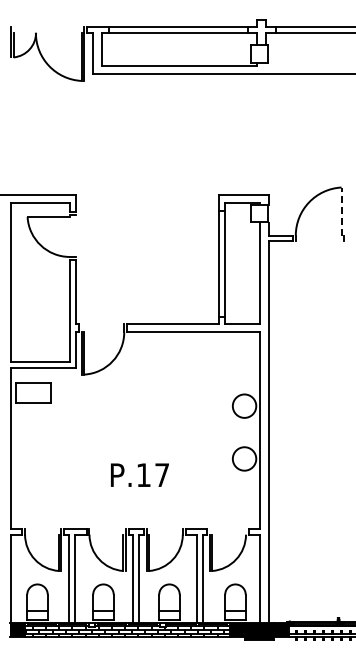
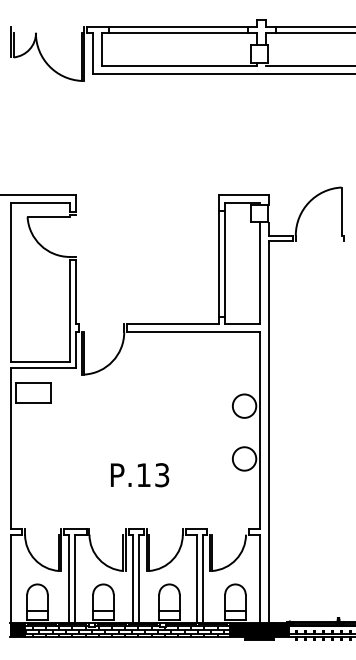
line: none -> present (309, 65)
line: dashed -> solid (341, 211)
text: P.17 -> P.13 (162, 475)
